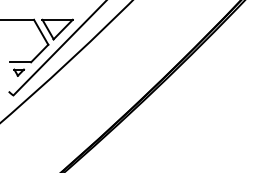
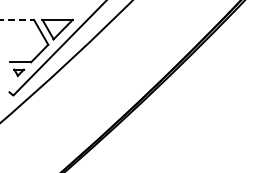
line: solid -> dashed (17, 19)
